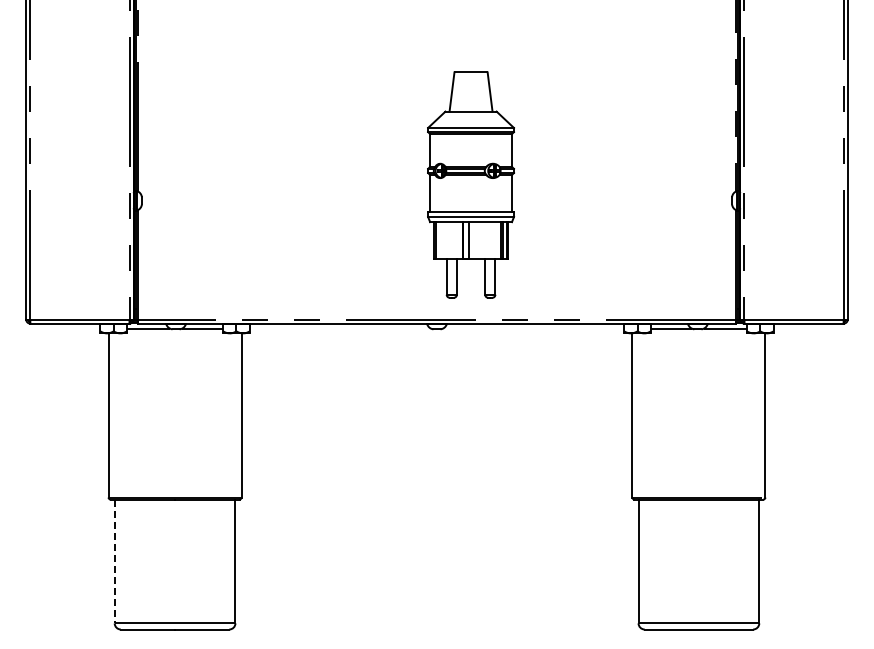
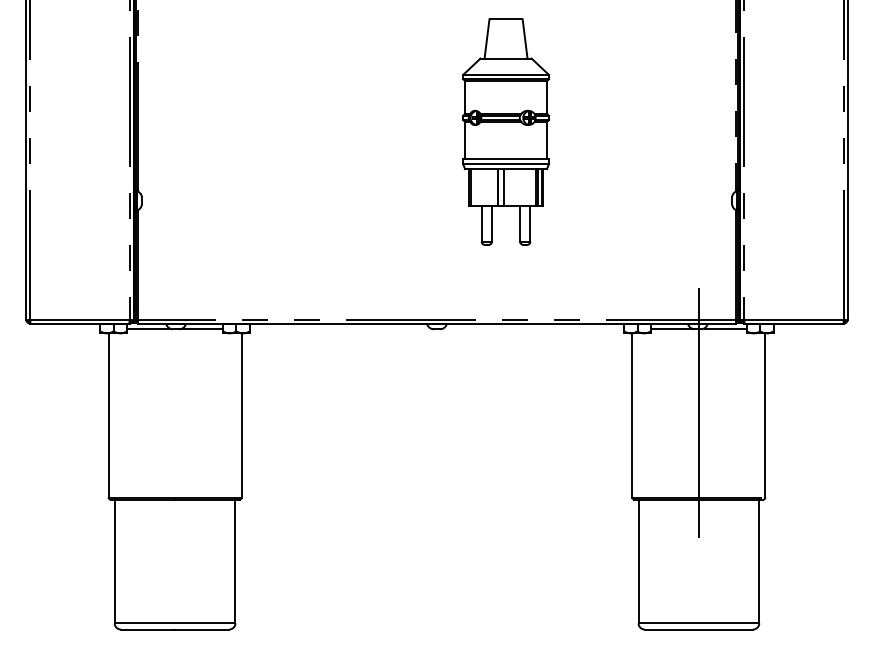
part position: (470, 184) -> (505, 131) (505, 131)
line: none -> present (698, 412)
line: dashed -> solid (114, 561)
